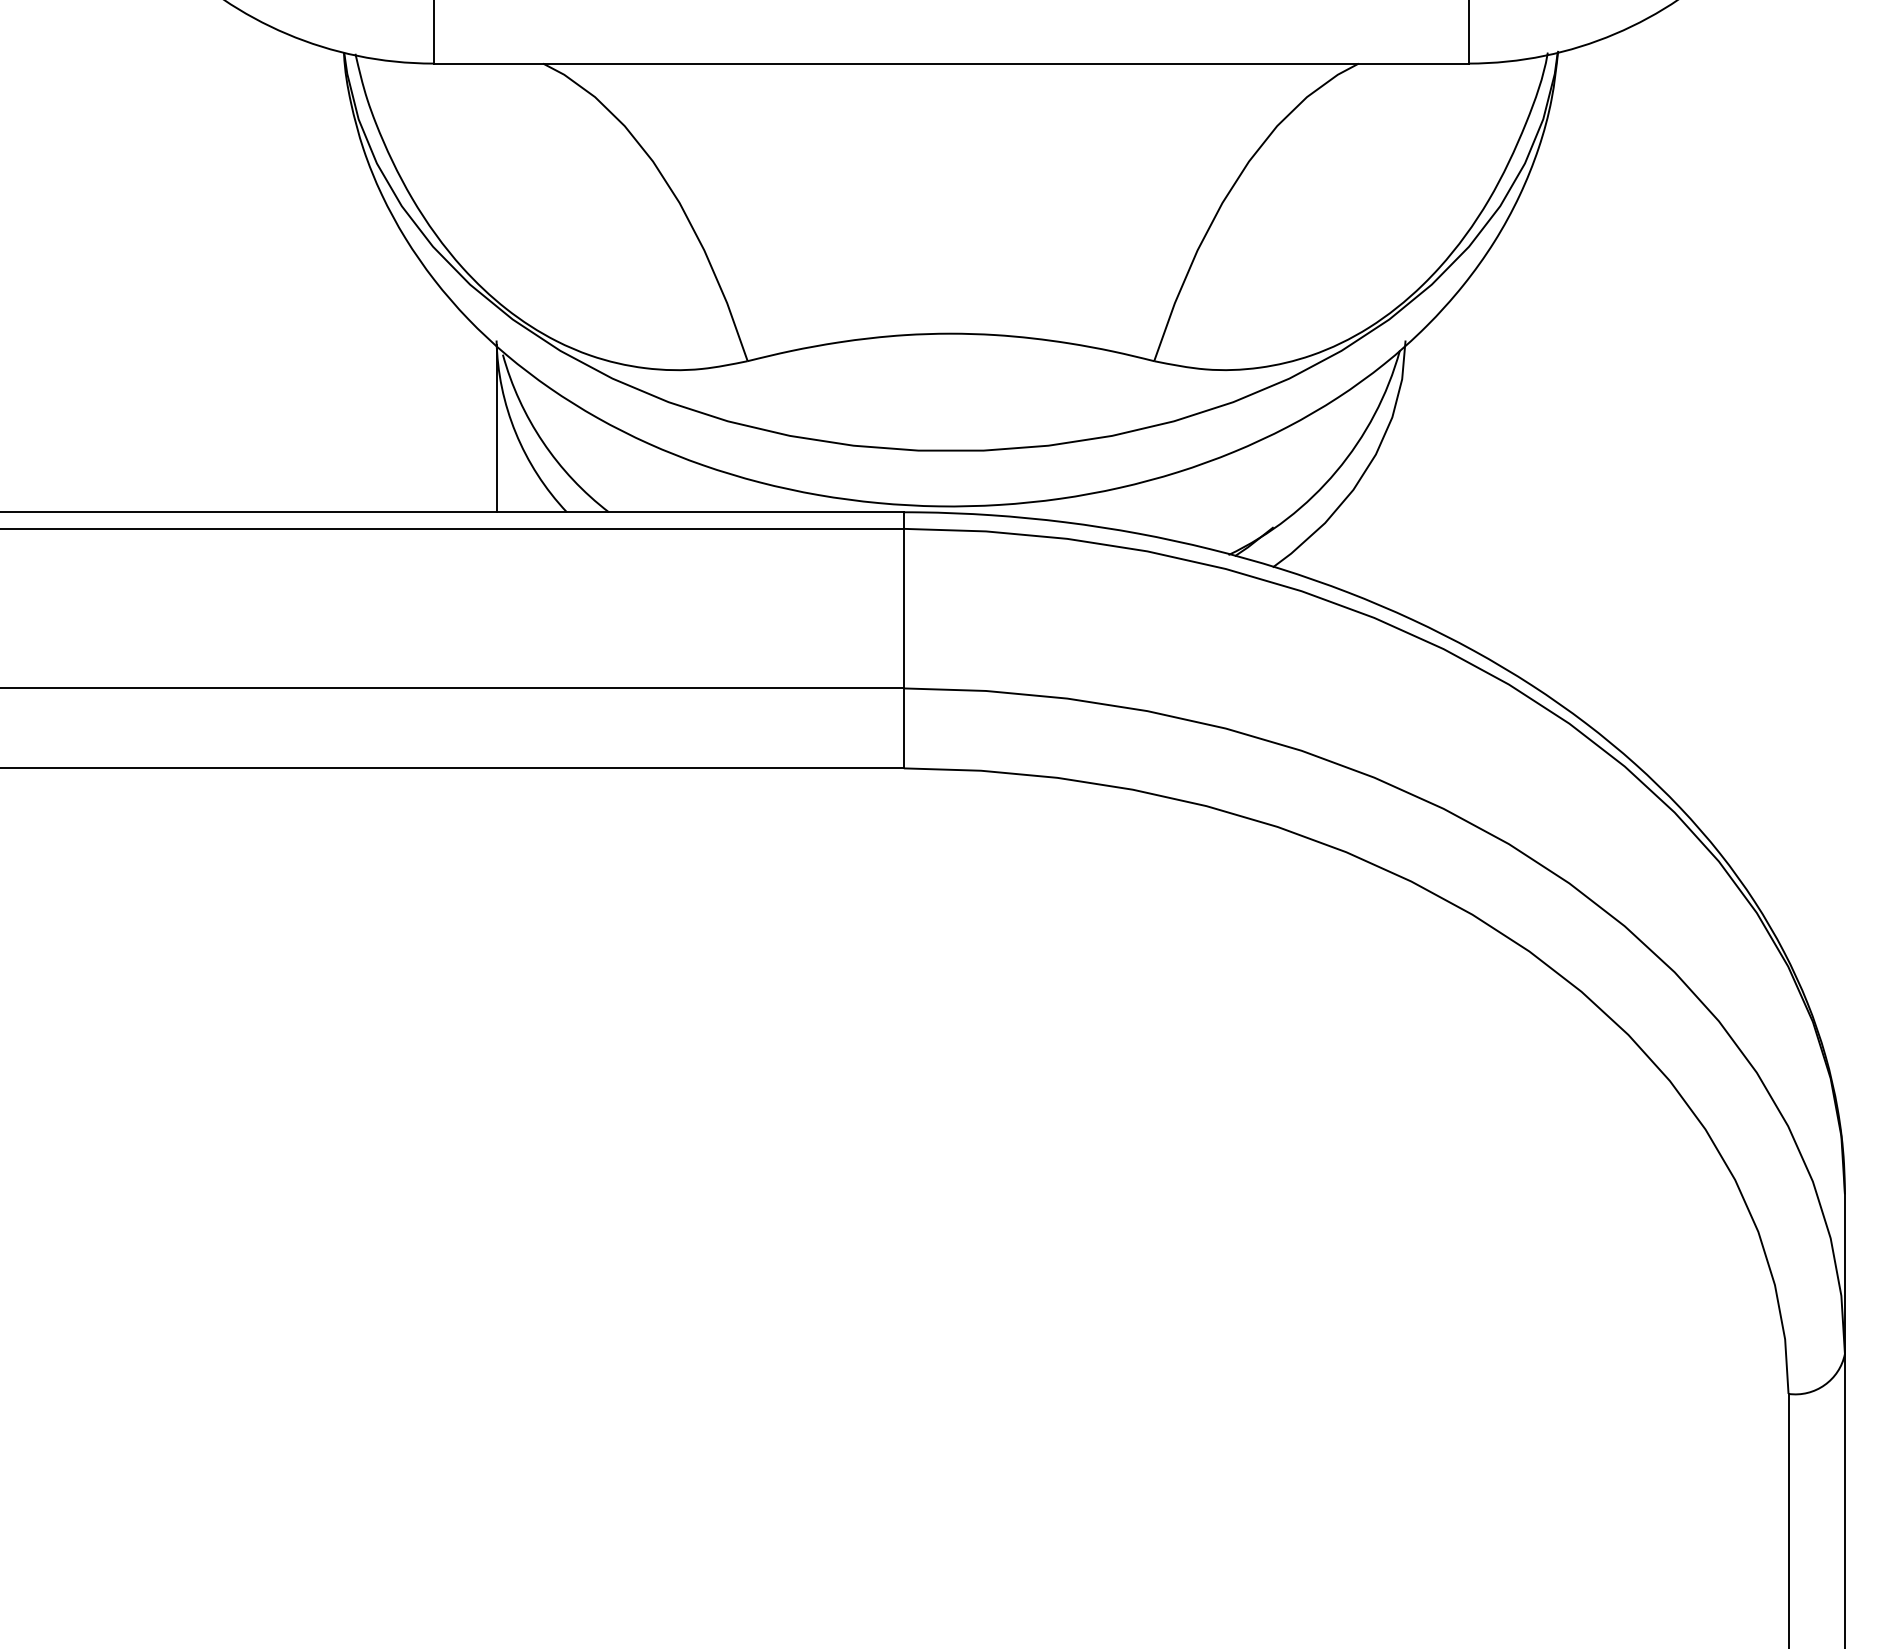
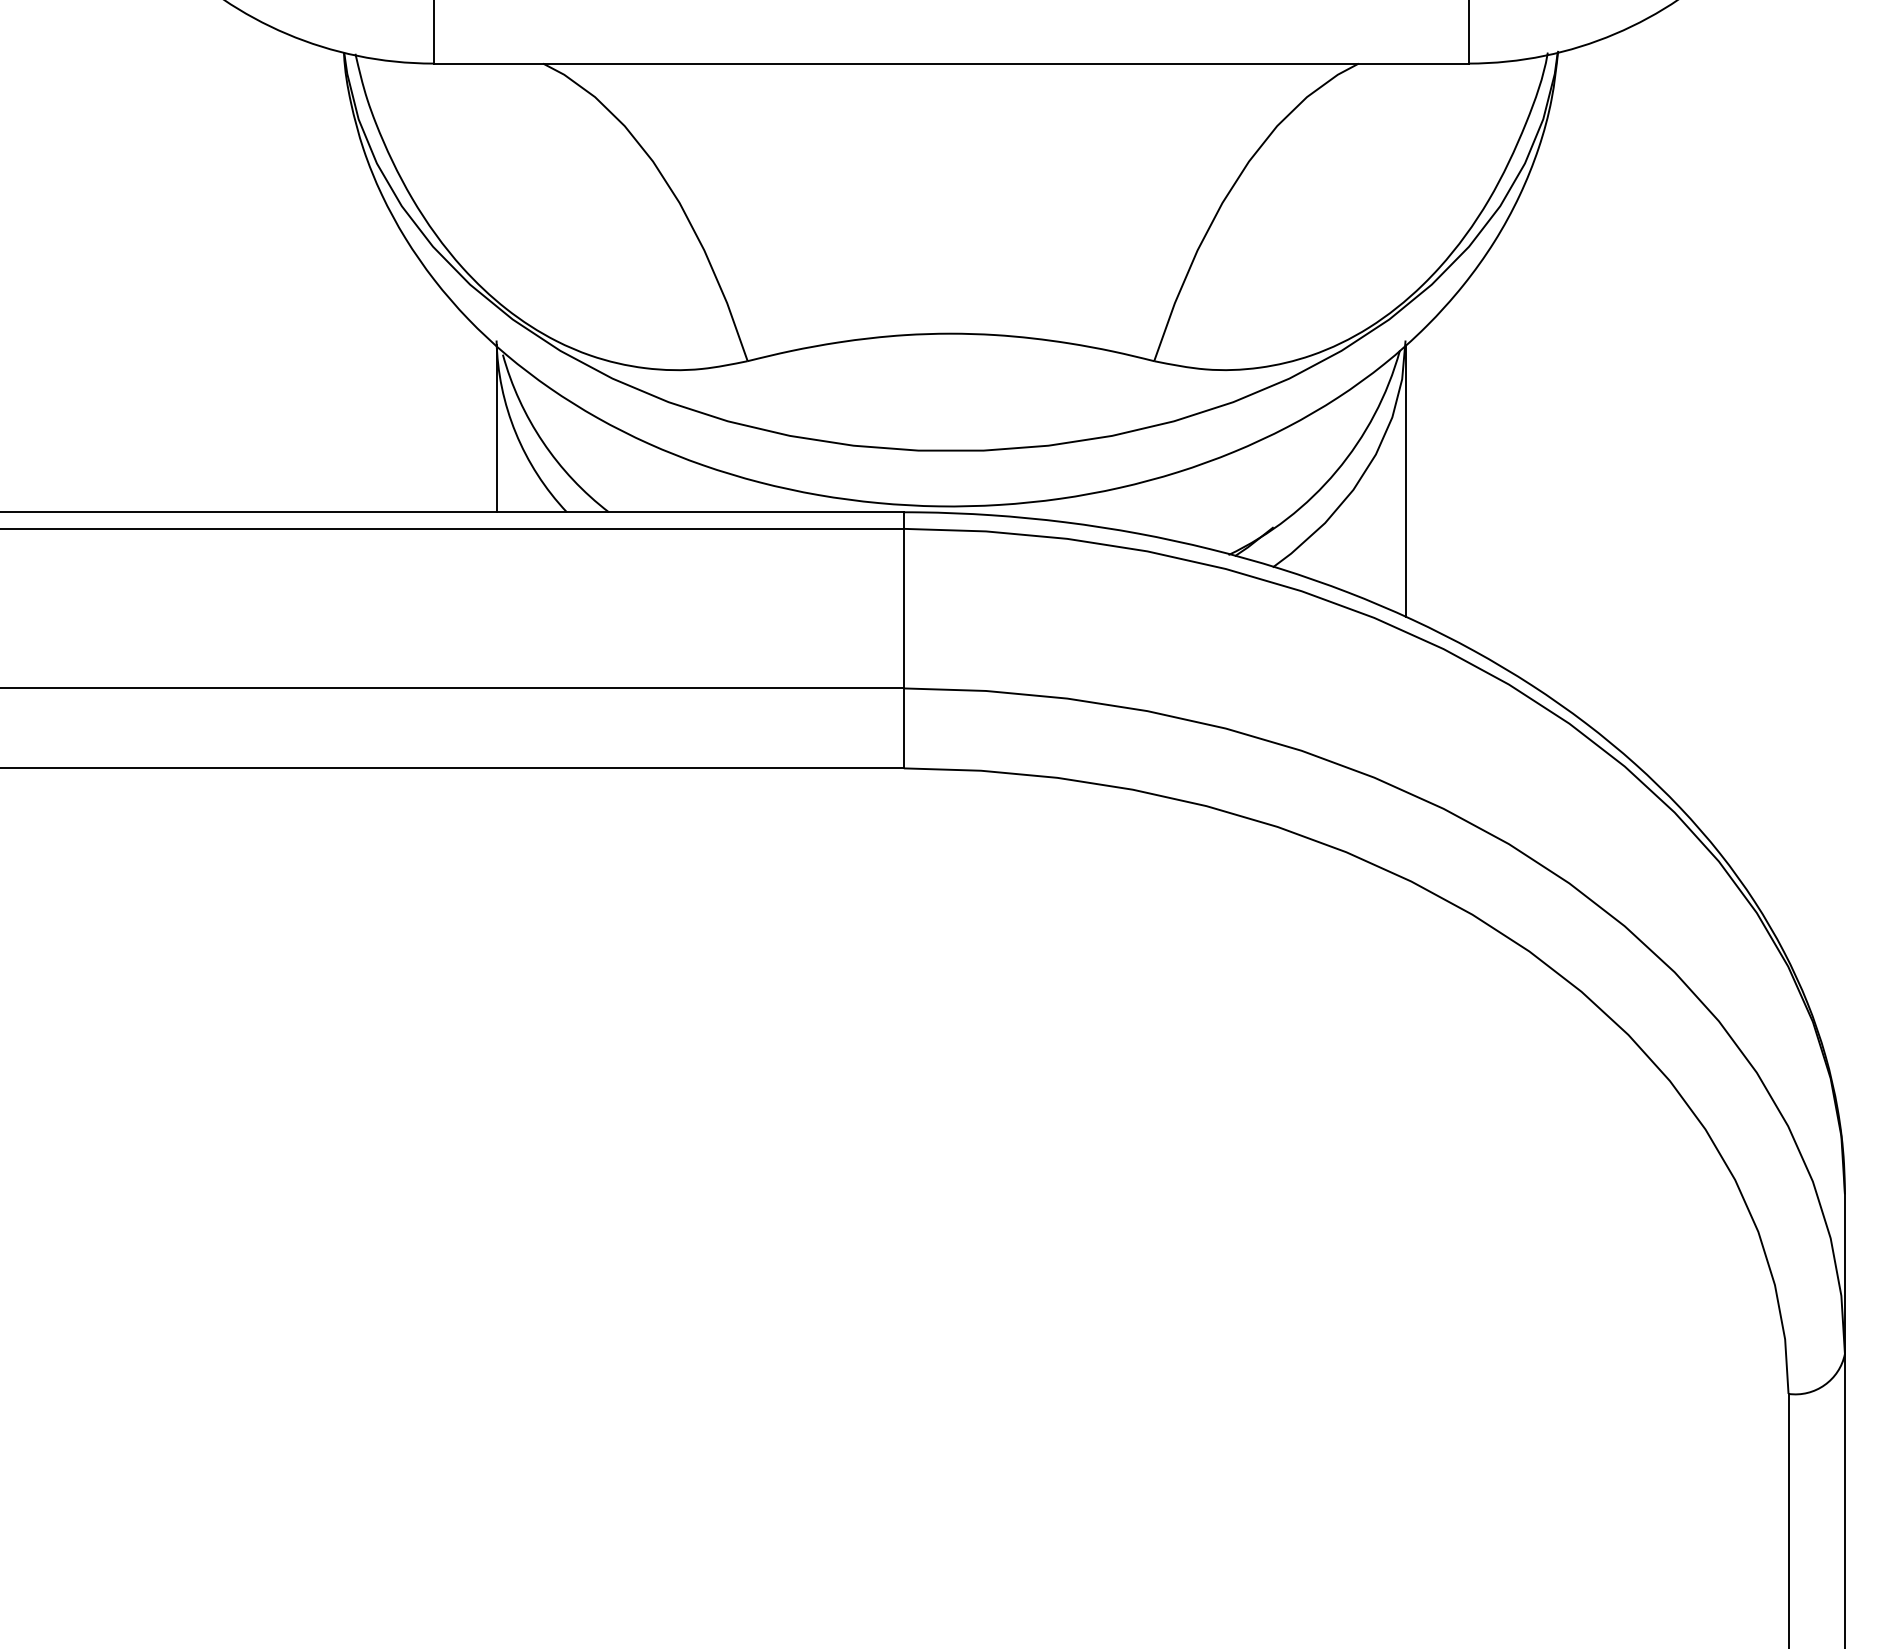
line: none -> present (1405, 480)
